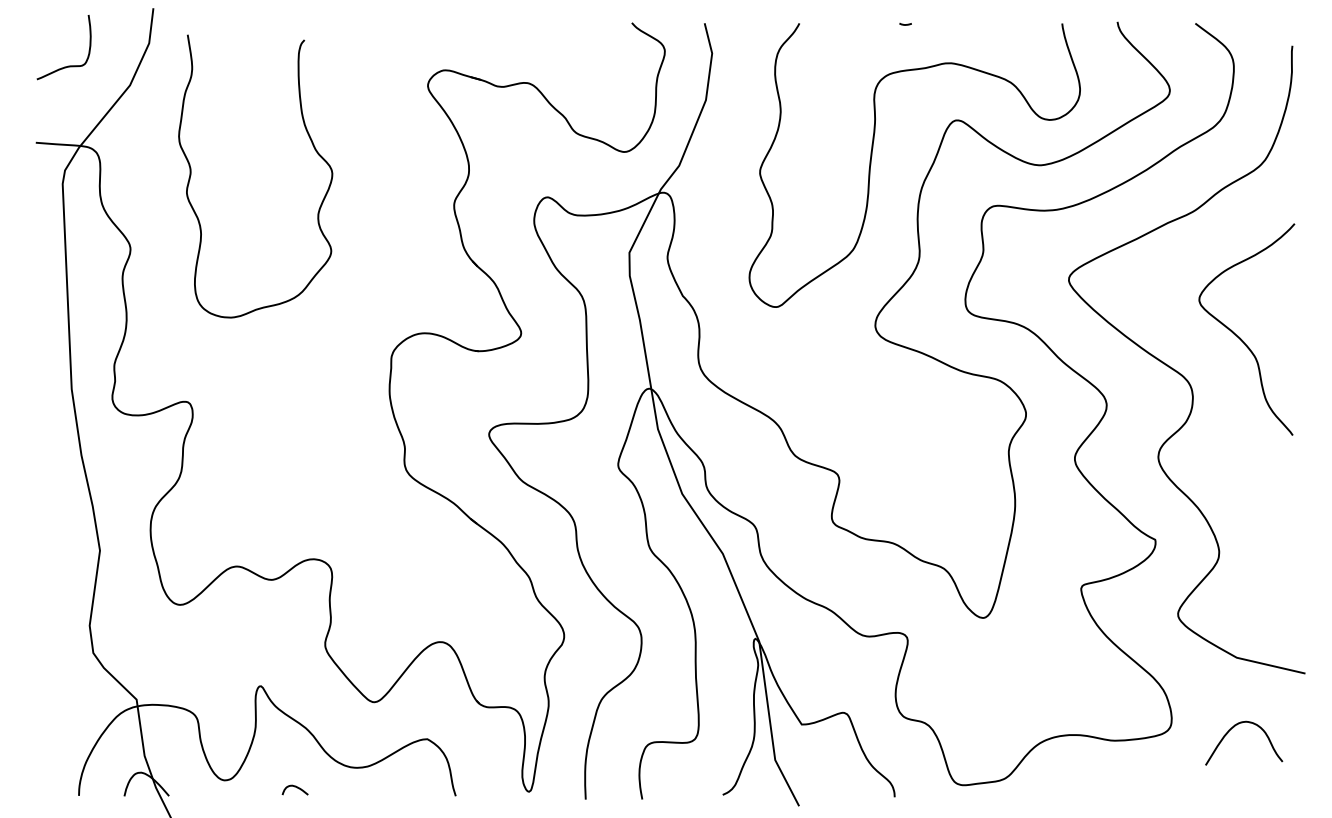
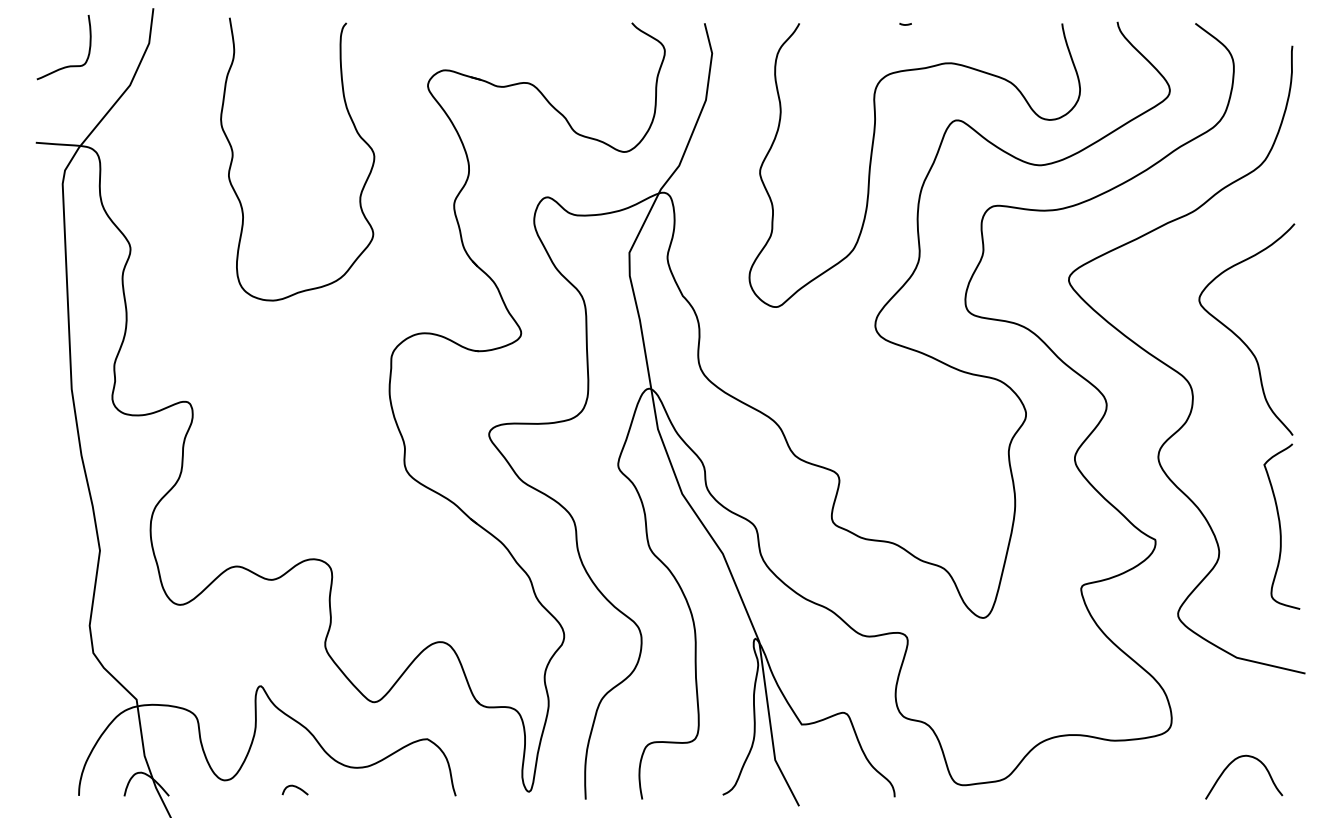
curve position: (191, 175) -> (233, 158) (233, 158)
curve: none -> present (1280, 526)
curve position: (1233, 728) -> (1233, 762) (1233, 762)
